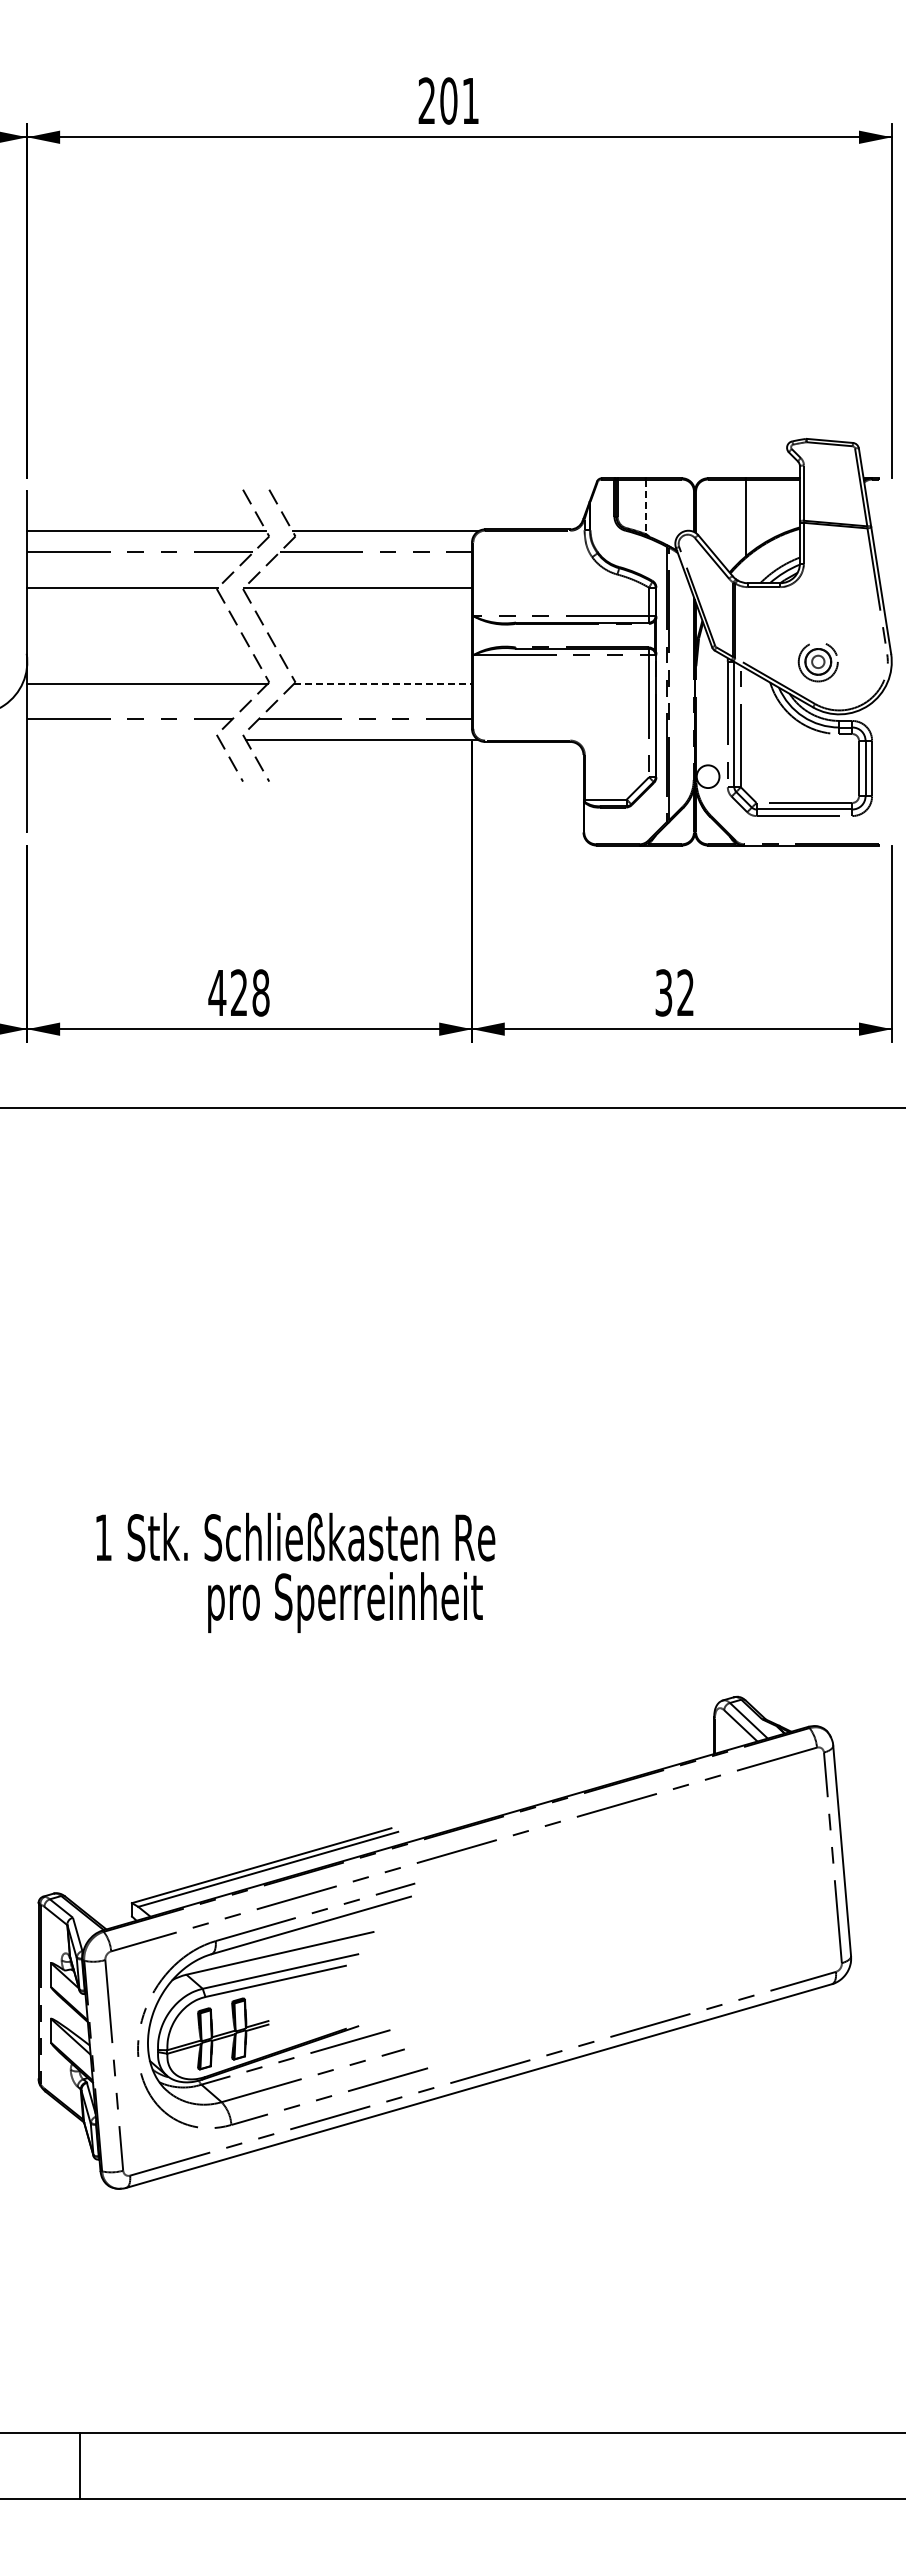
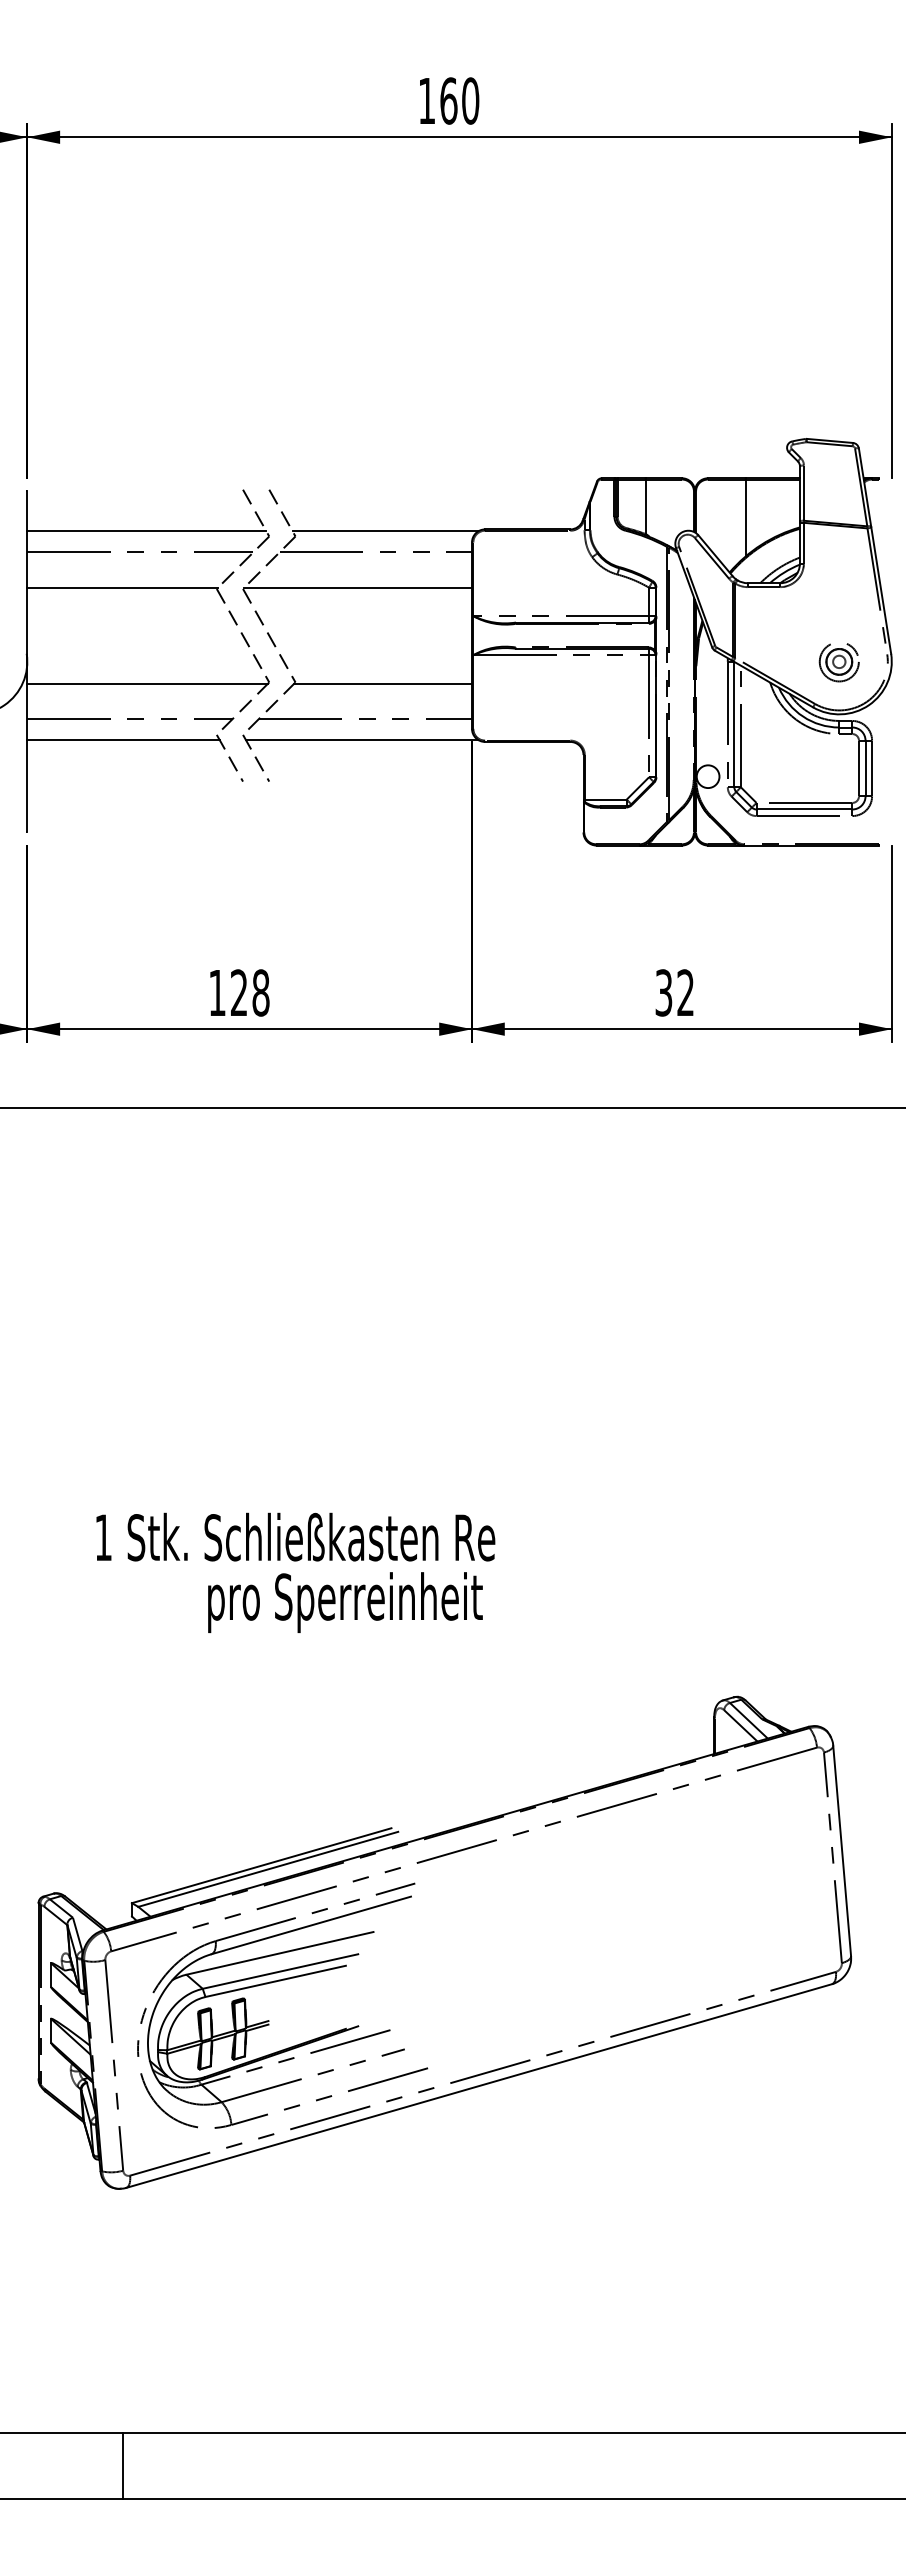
text: 201 -> 160 (448, 100)
line: dashed -> solid (645, 507)
part position: (817, 662) -> (838, 662) (838, 662)
line: dashed -> solid (383, 683)
line: none -> present (123, 739)
text: 428 -> 128 (217, 992)
line position: (80, 2465) -> (123, 2465) (123, 2465)
